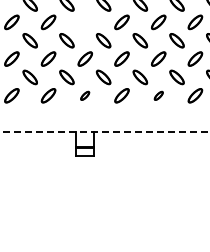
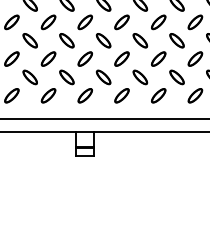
part: none -> present (84, 22)
part size: 11x11 px -> 16x16 px (84, 95)
part size: 11x11 px -> 16x16 px (158, 95)
line: none -> present (104, 118)
line: dashed -> solid (104, 132)
